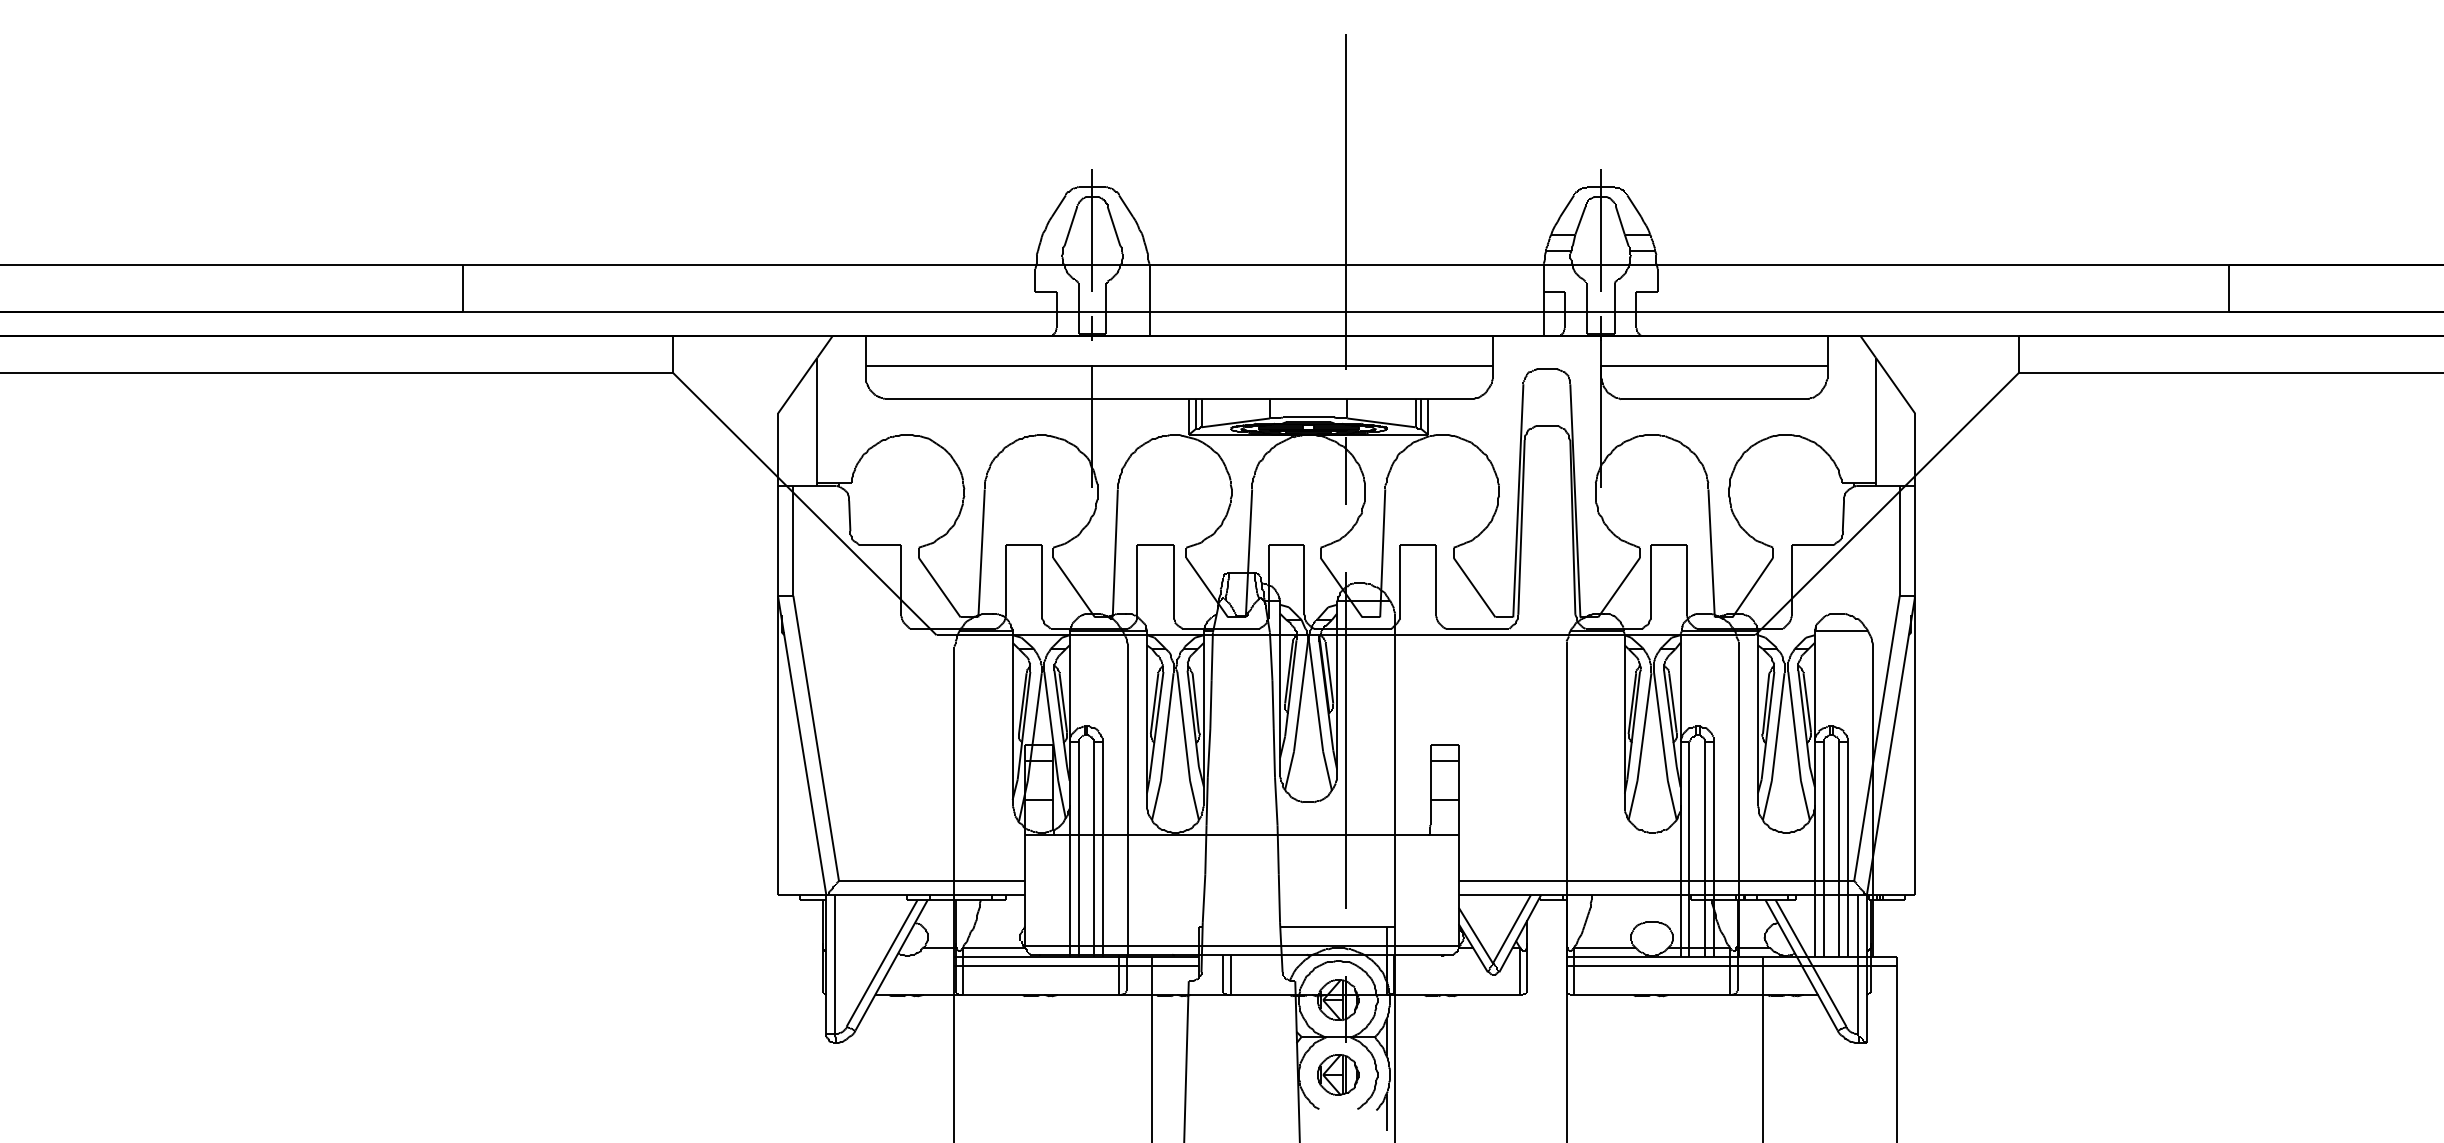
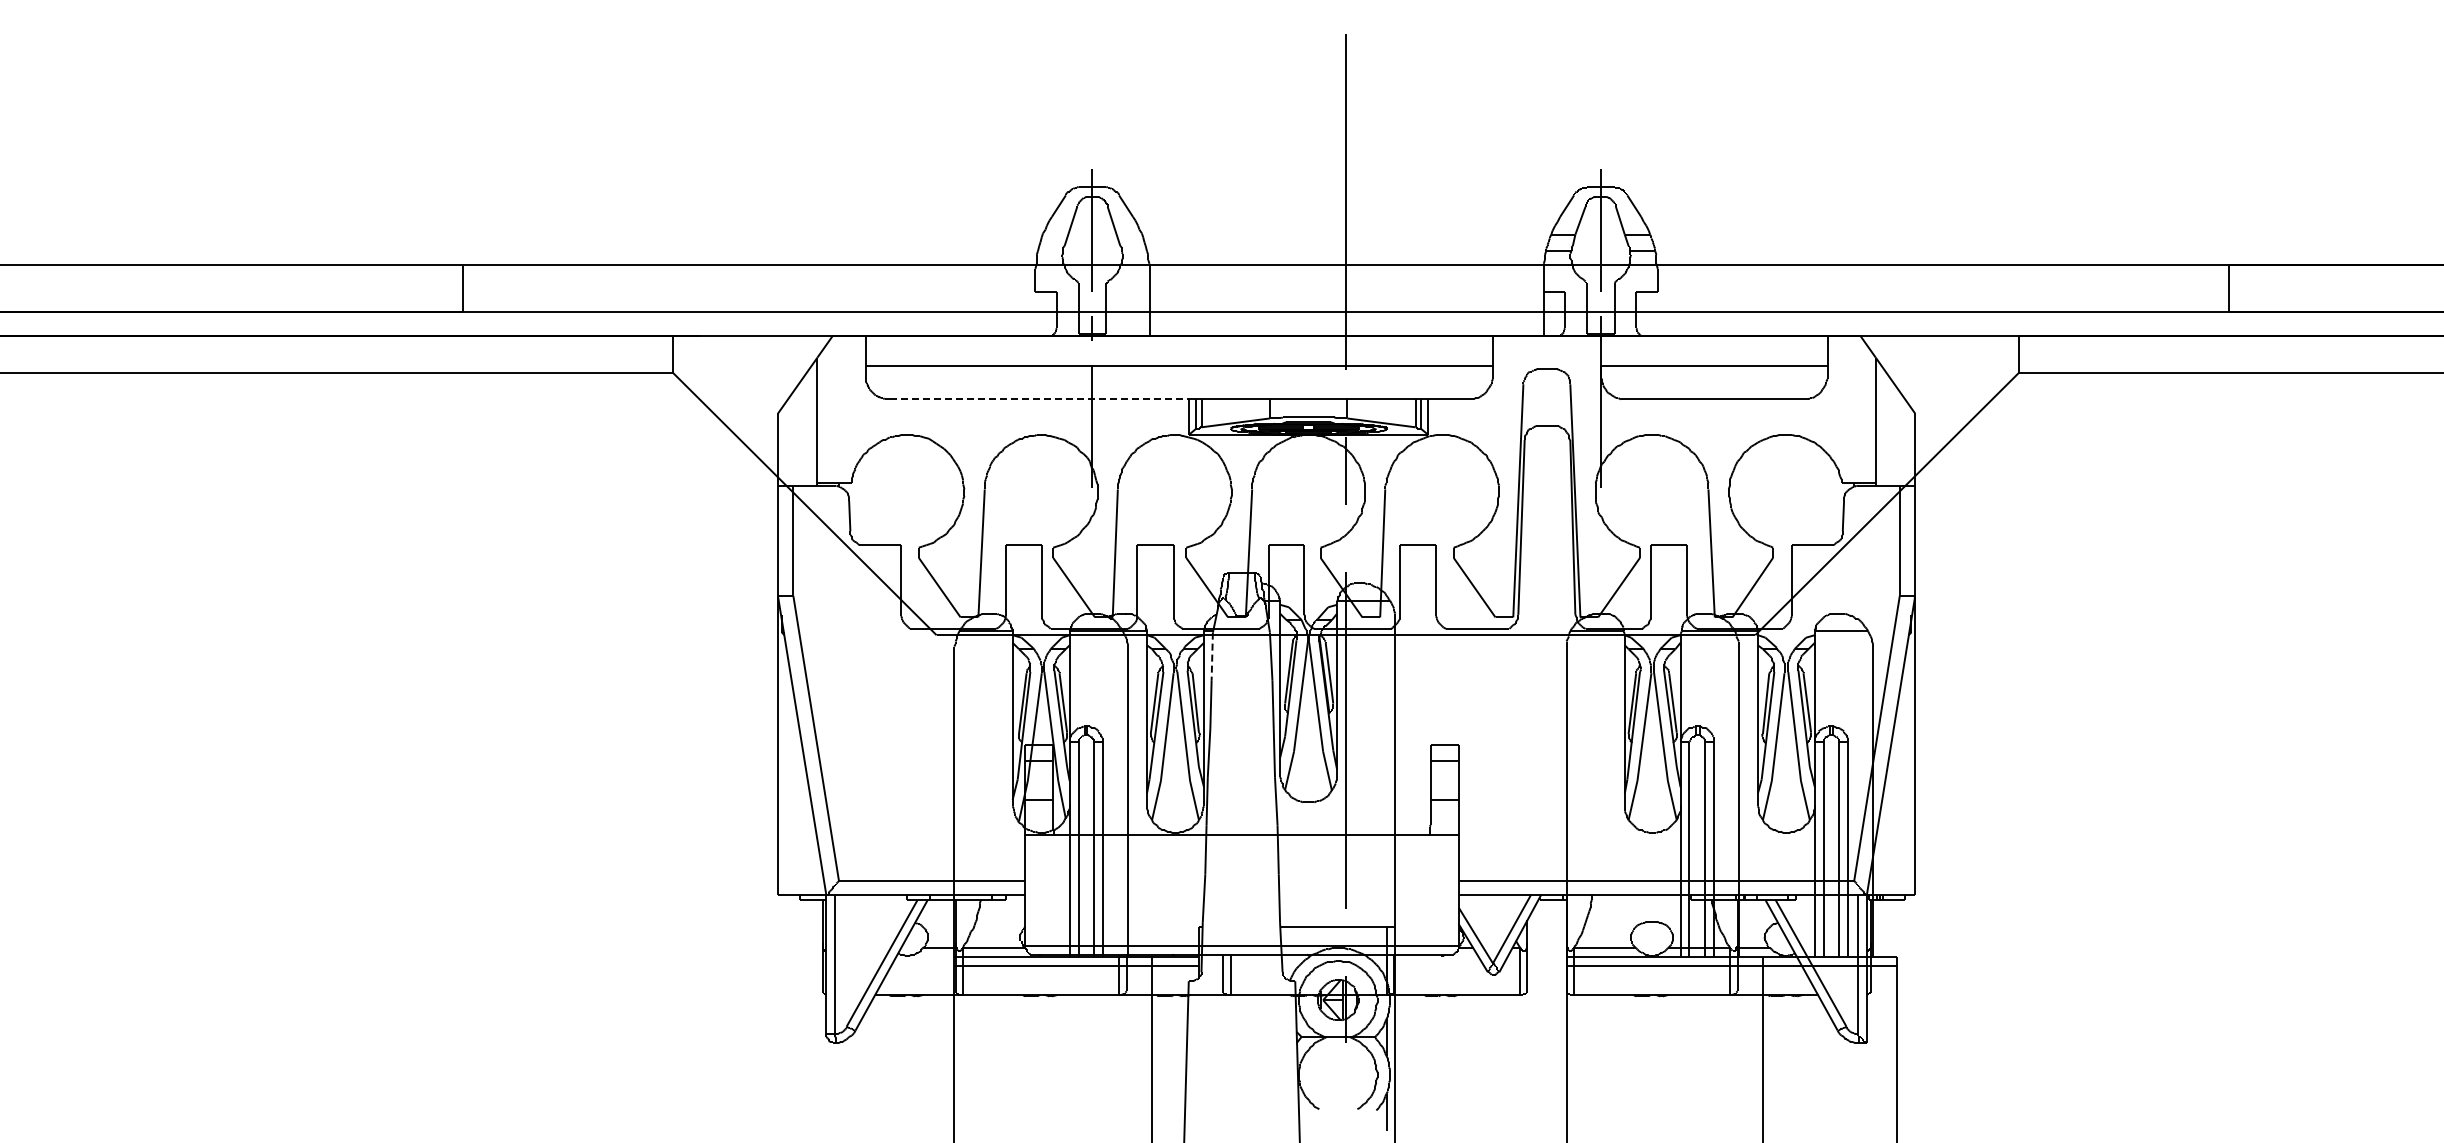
line: solid -> dashed (1039, 399)
line: solid -> dashed (1212, 657)
part: present -> none (1338, 1074)
